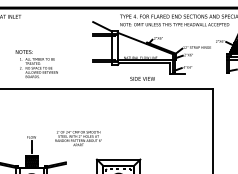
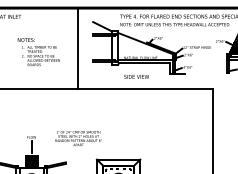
line: none -> present (77, 48)
text position: (36, 64) -> (38, 52) (38, 52)
text position: (142, 78) -> (136, 76) (136, 76)
